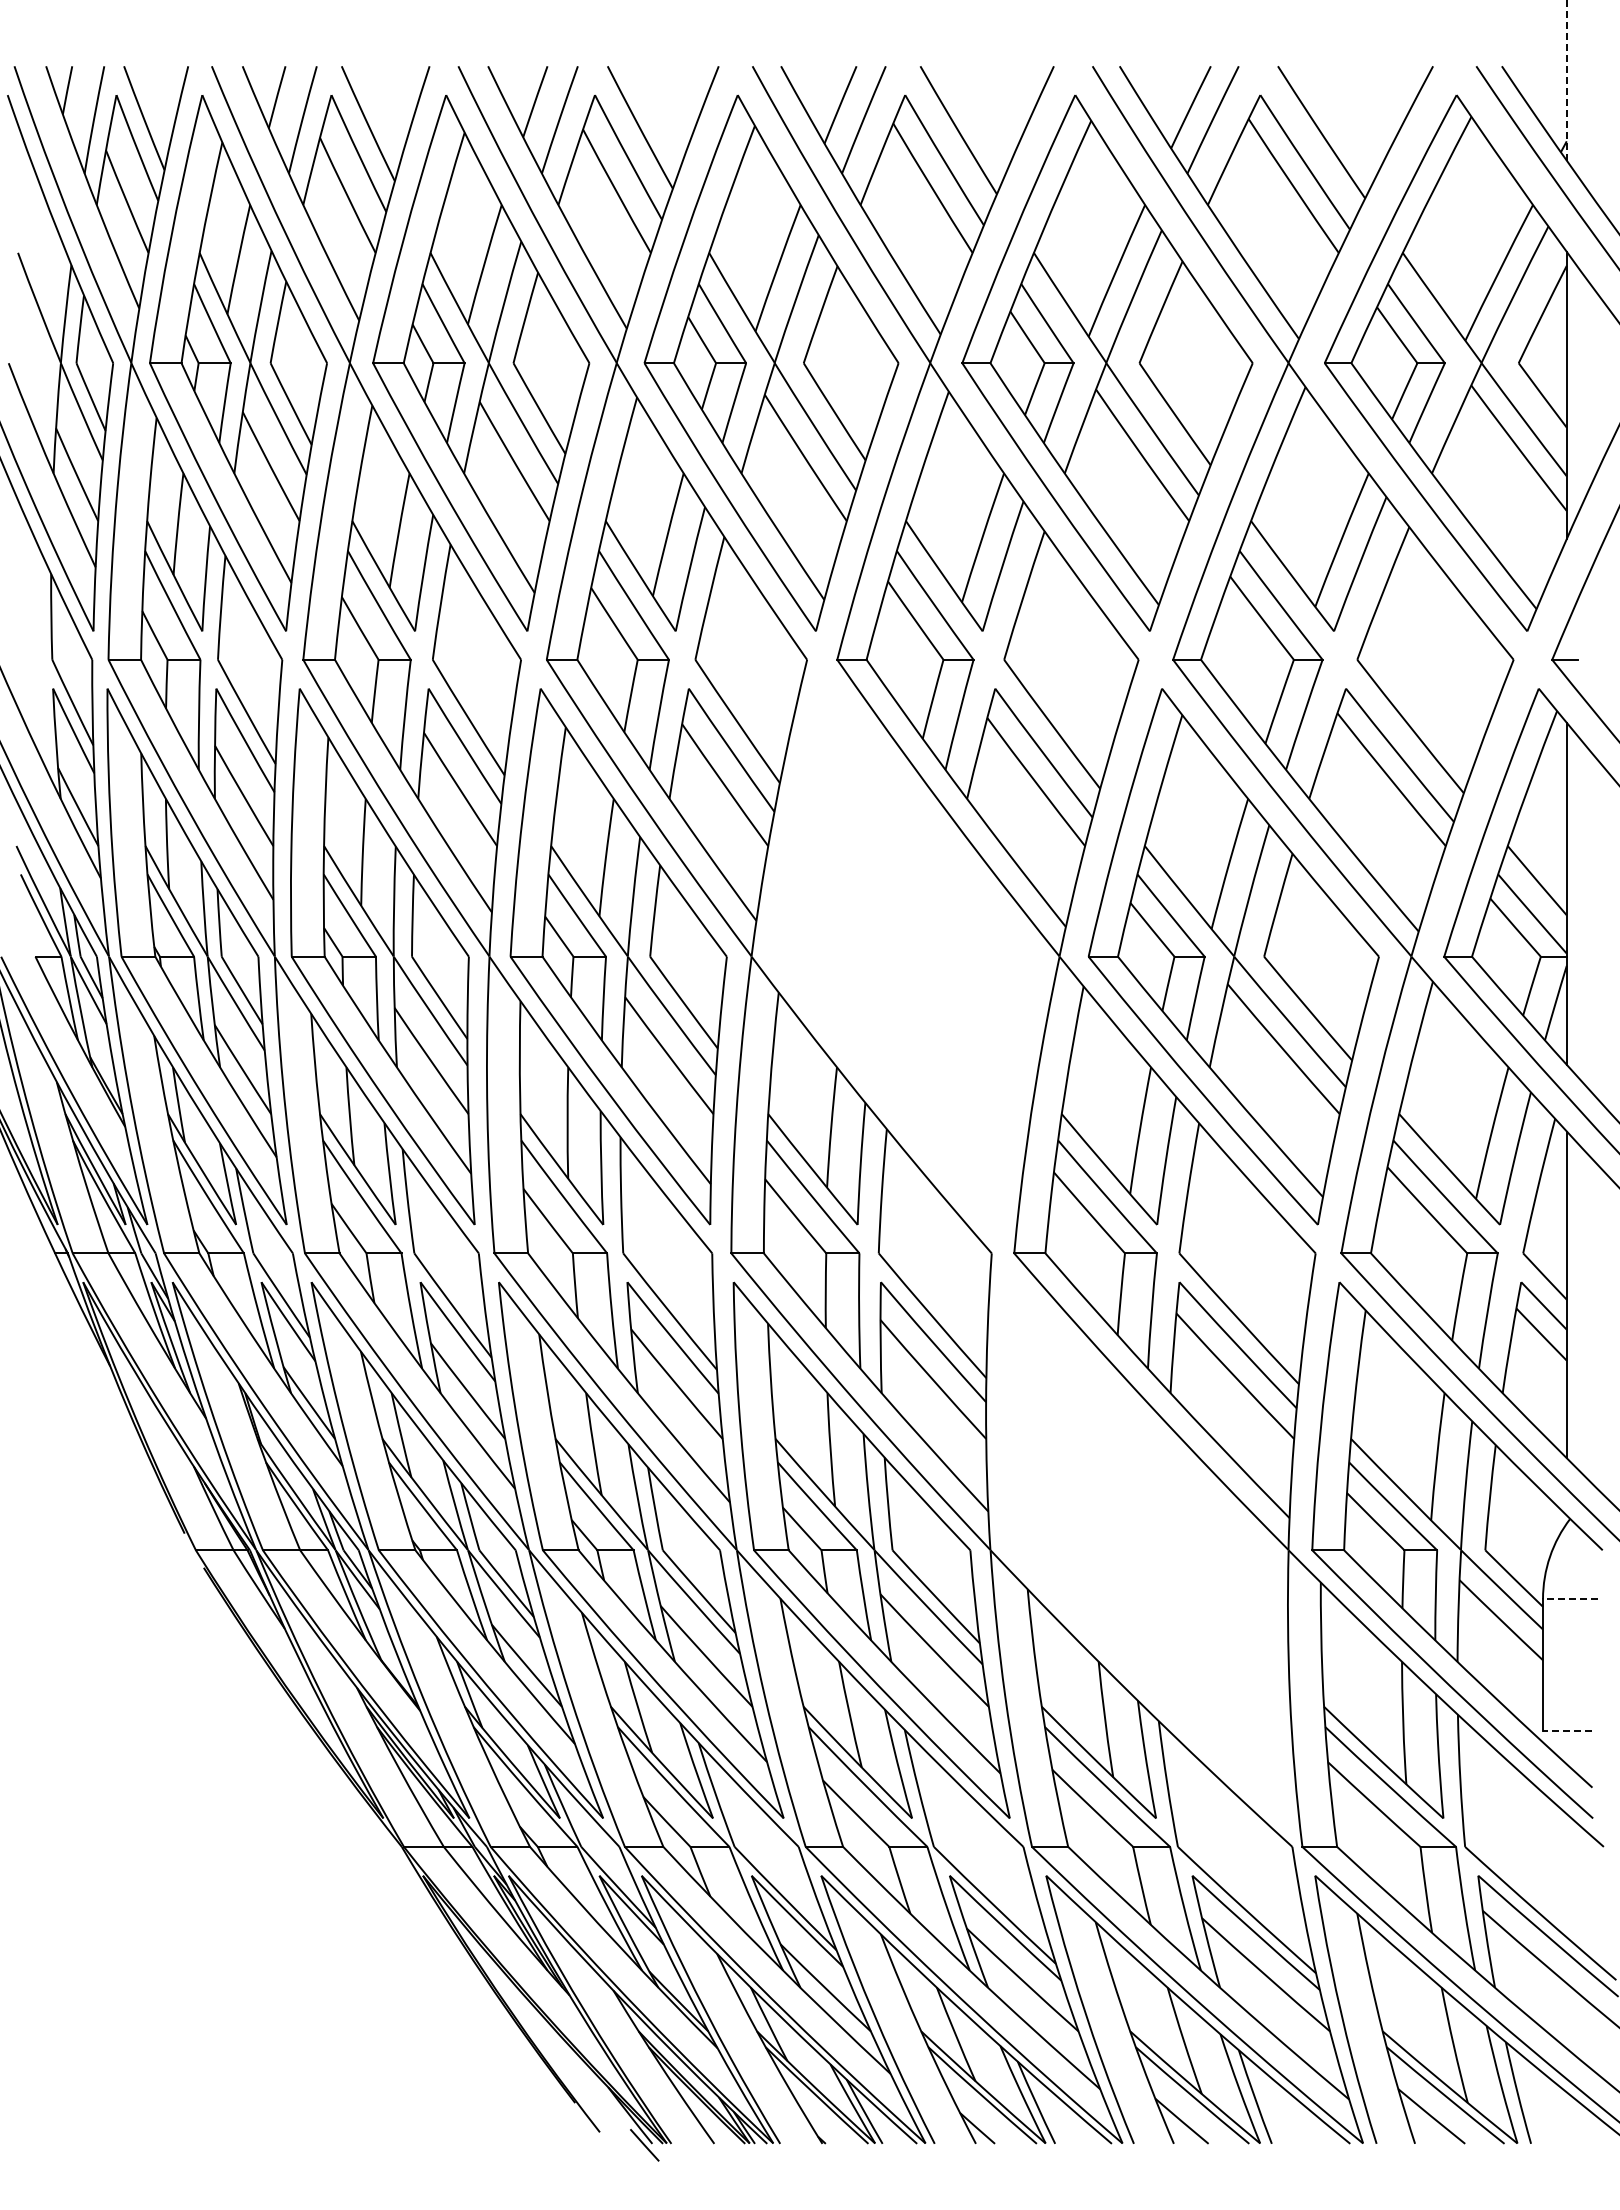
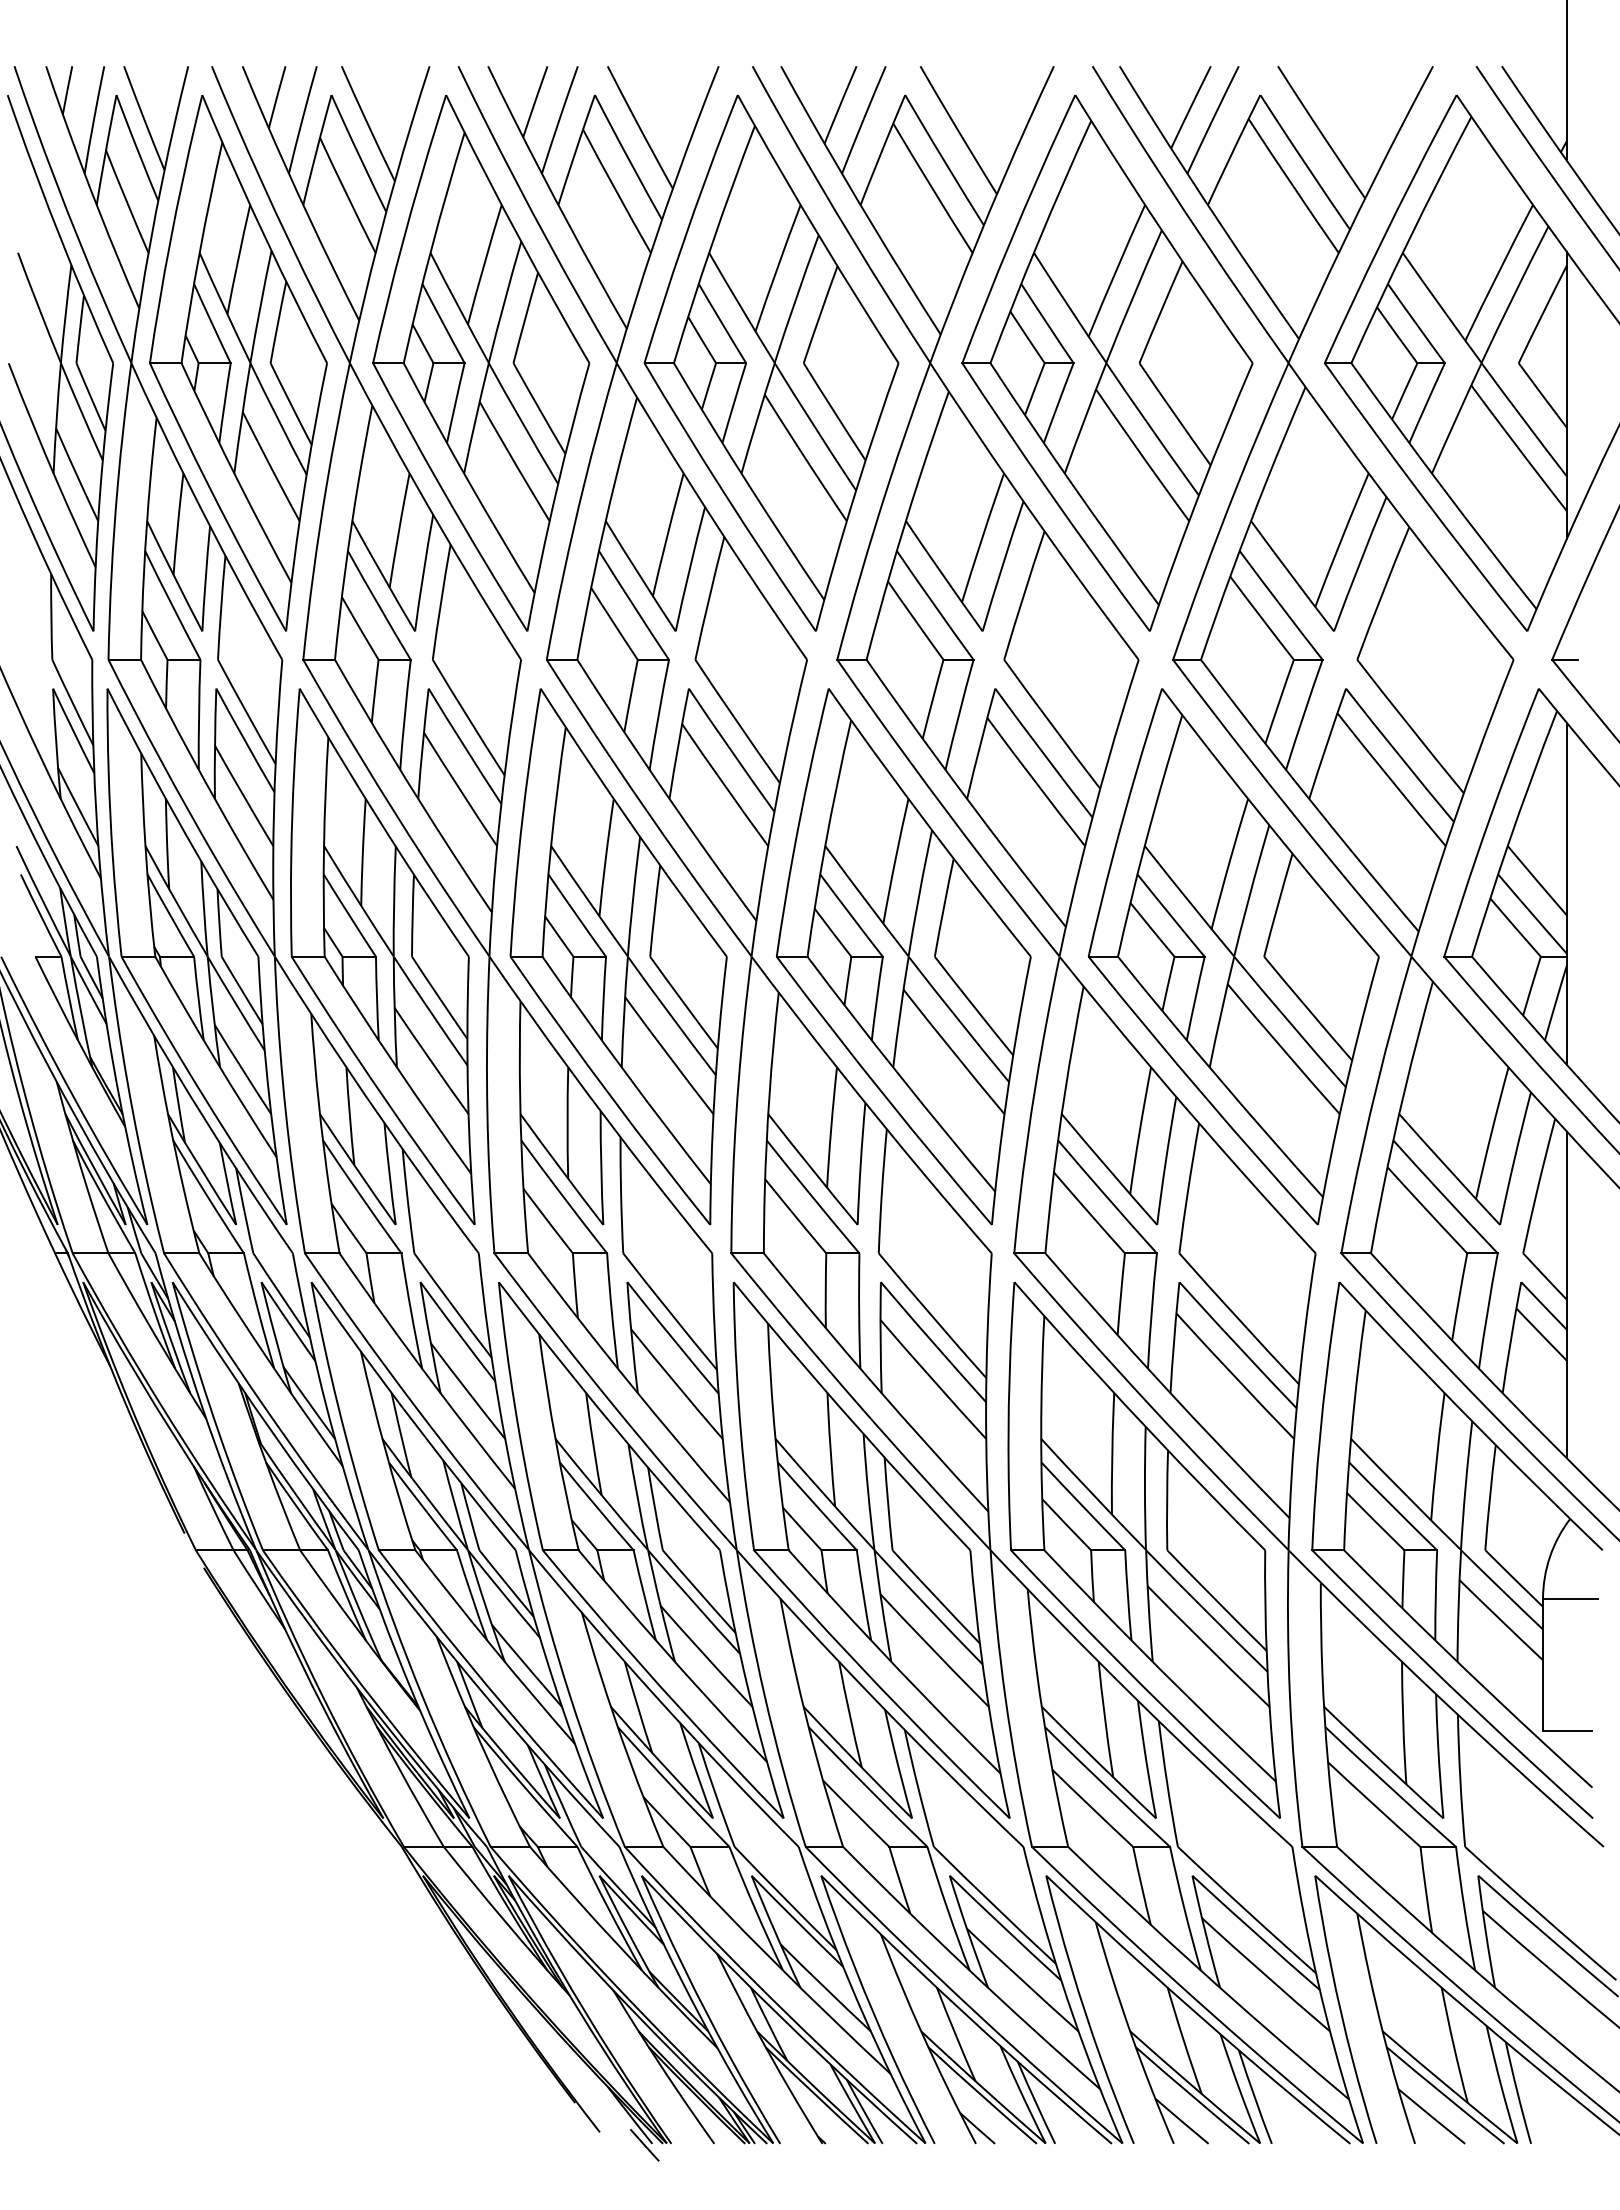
line: dashed -> solid (1566, 79)
part: none -> present (903, 956)
part: none -> present (1143, 1549)
line: dashed -> solid (1570, 1599)
line: dashed -> solid (1567, 1731)
